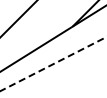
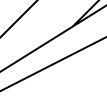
line: dashed -> solid (53, 64)
